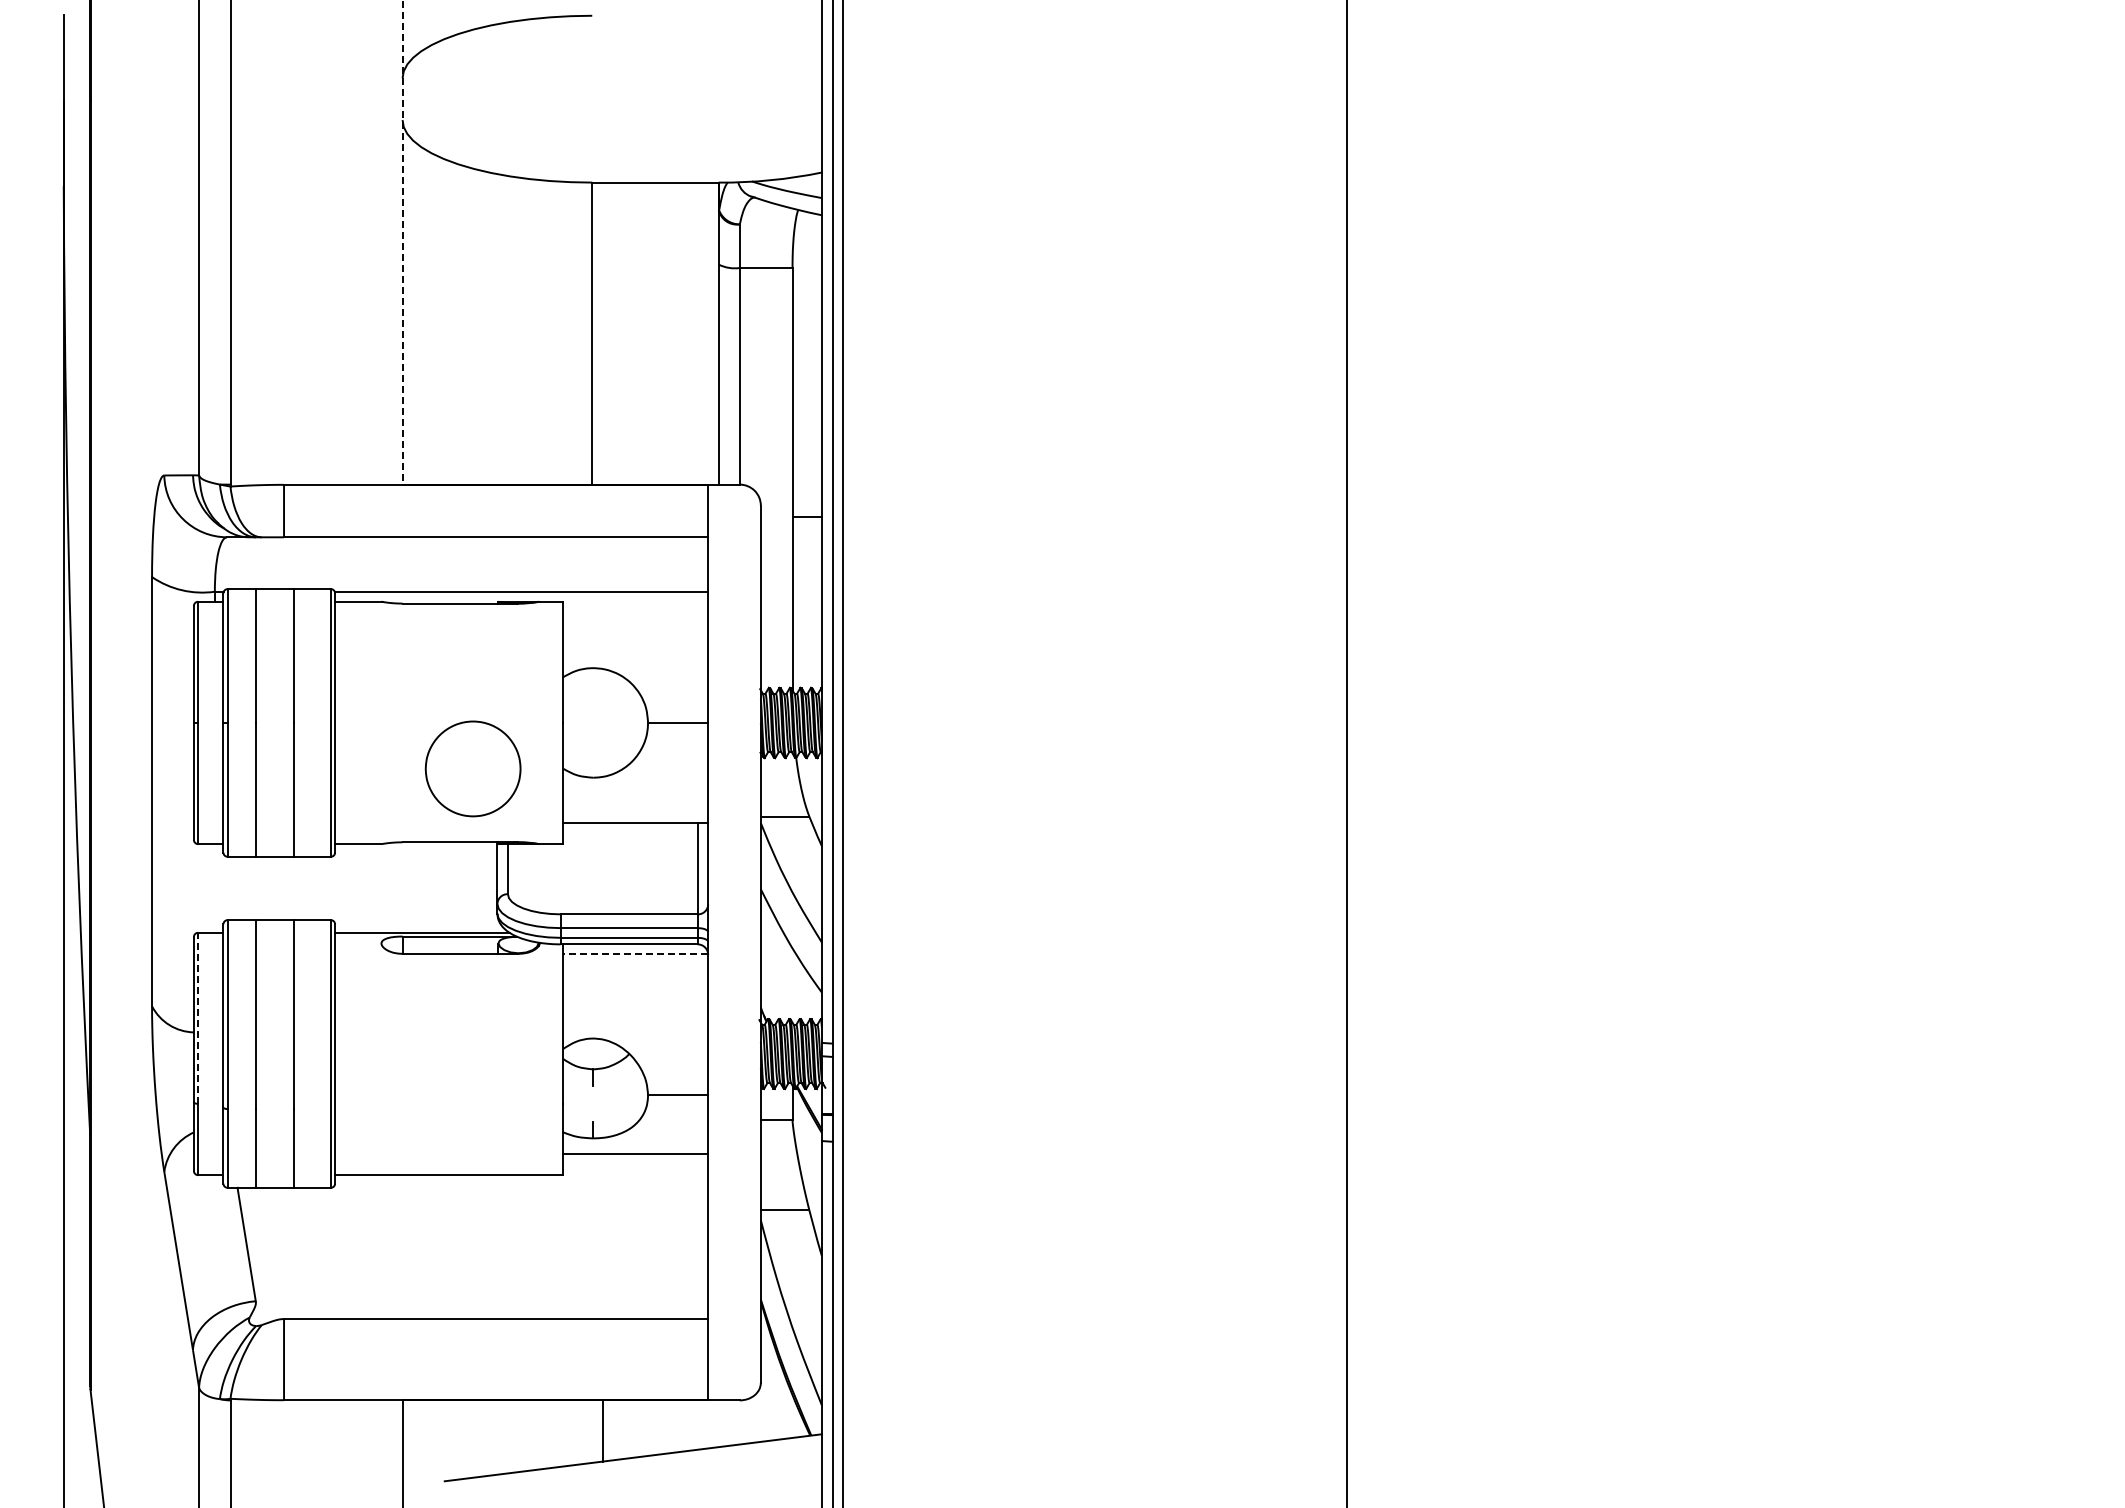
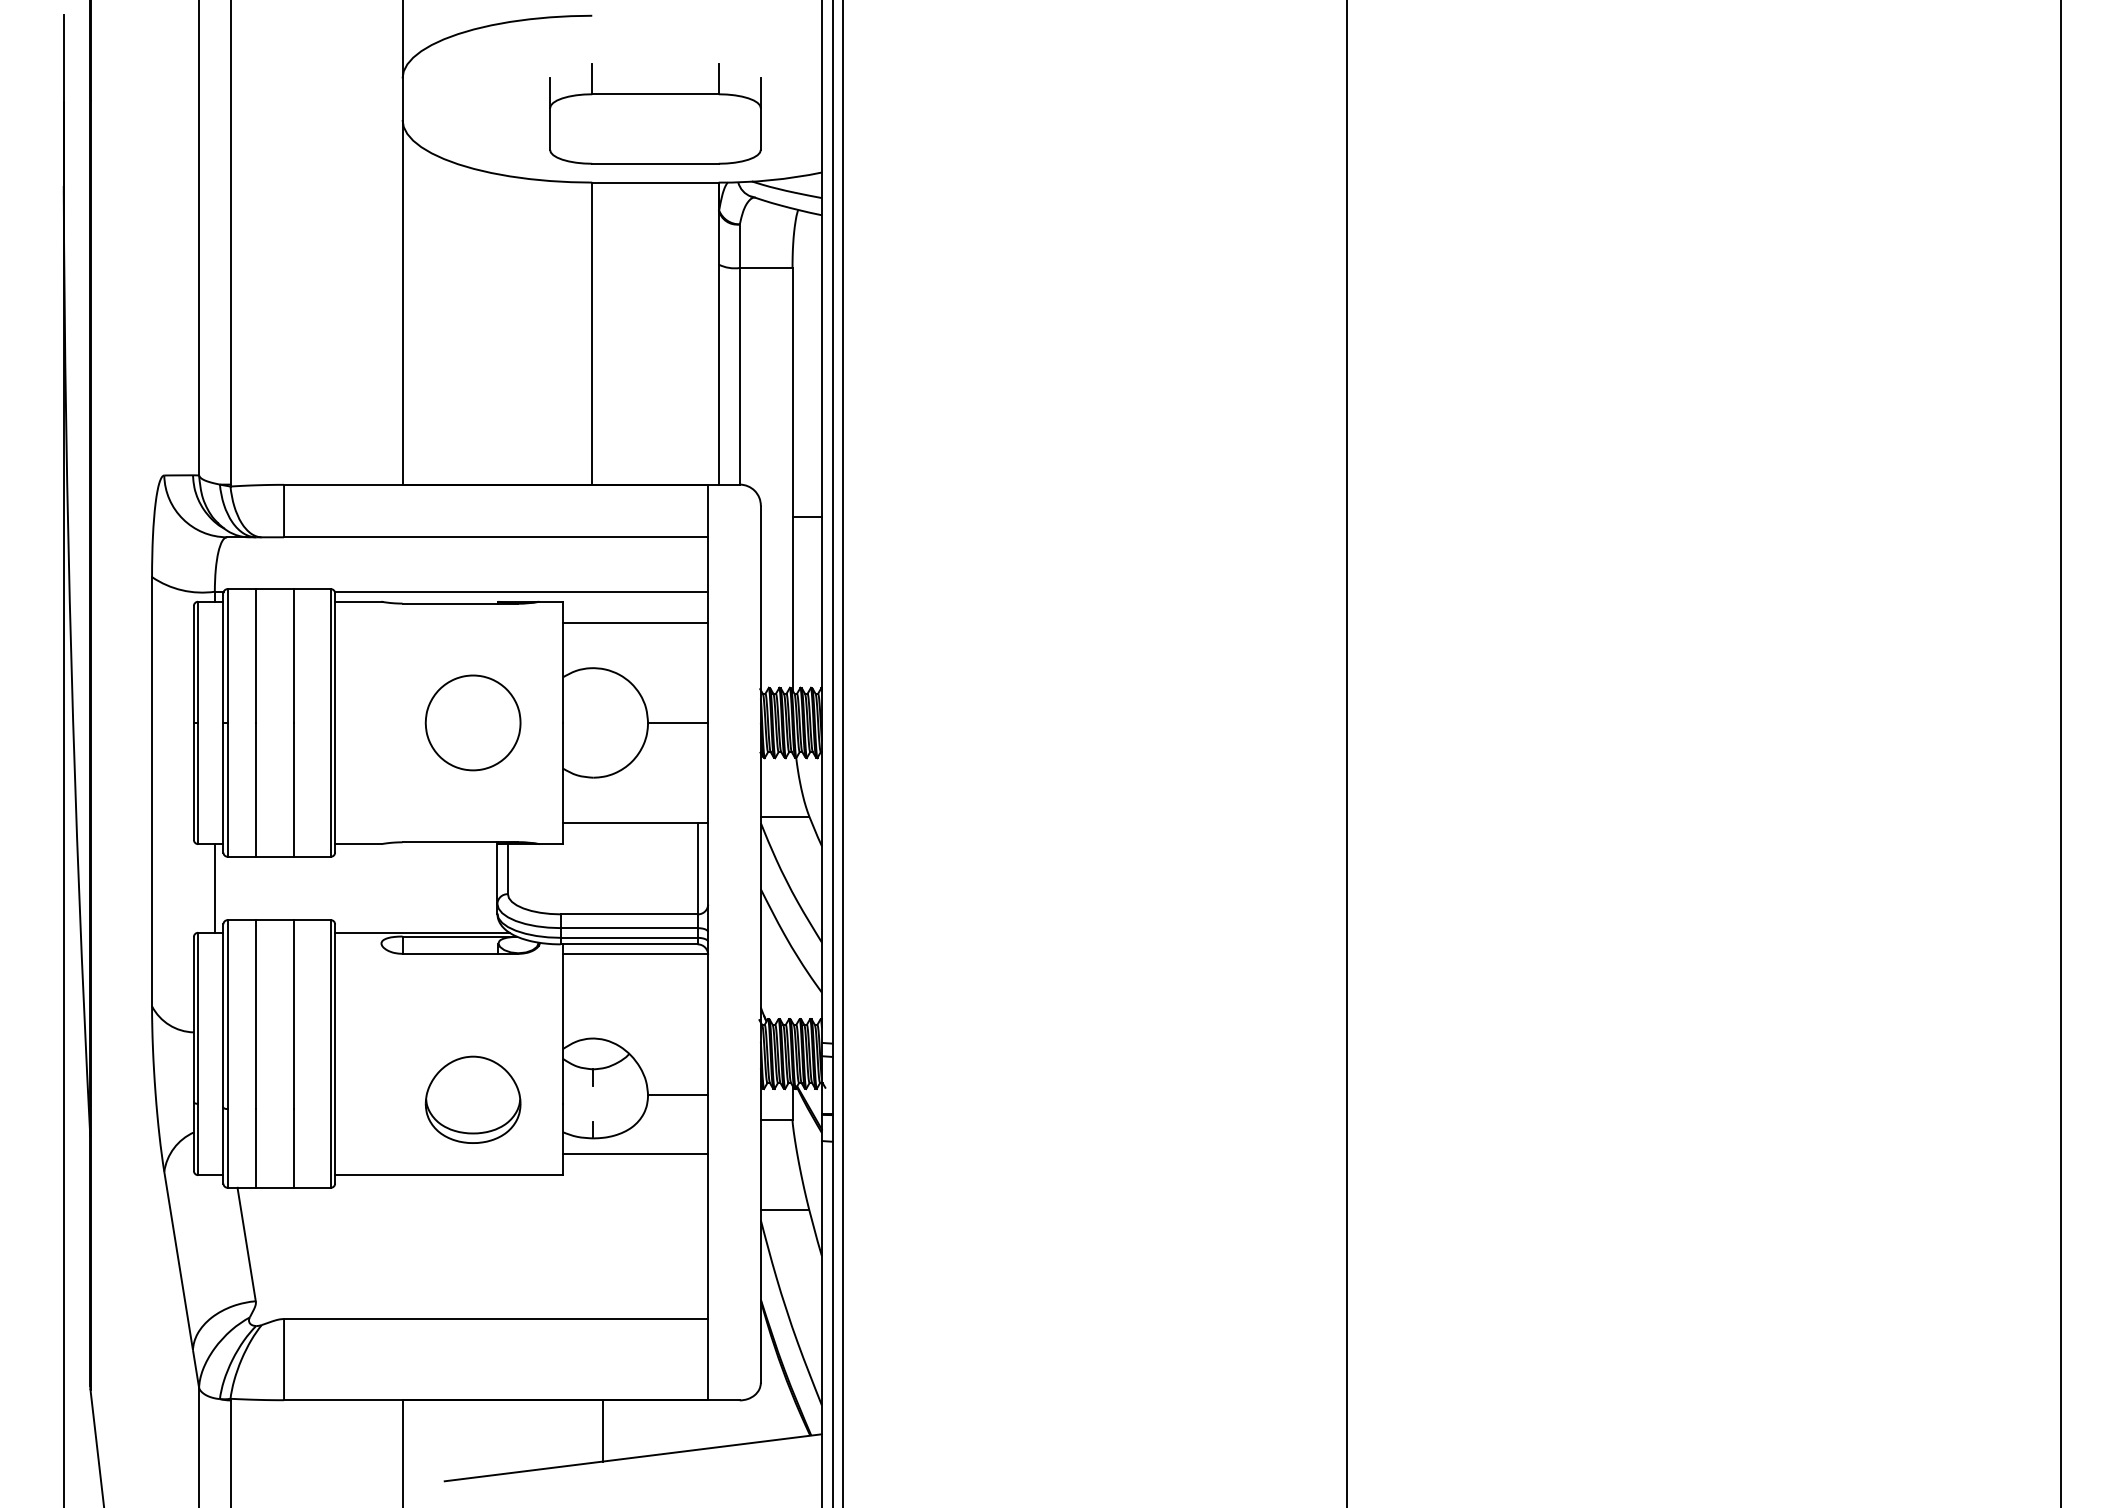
part: none -> present (655, 113)
line: dashed -> solid (402, 242)
line: none -> present (635, 622)
line: none -> present (2061, 753)
part position: (472, 768) -> (472, 722) (472, 722)
line: none -> present (214, 888)
line: dashed -> solid (635, 953)
line: dashed -> solid (198, 1018)
part: none -> present (472, 1099)
